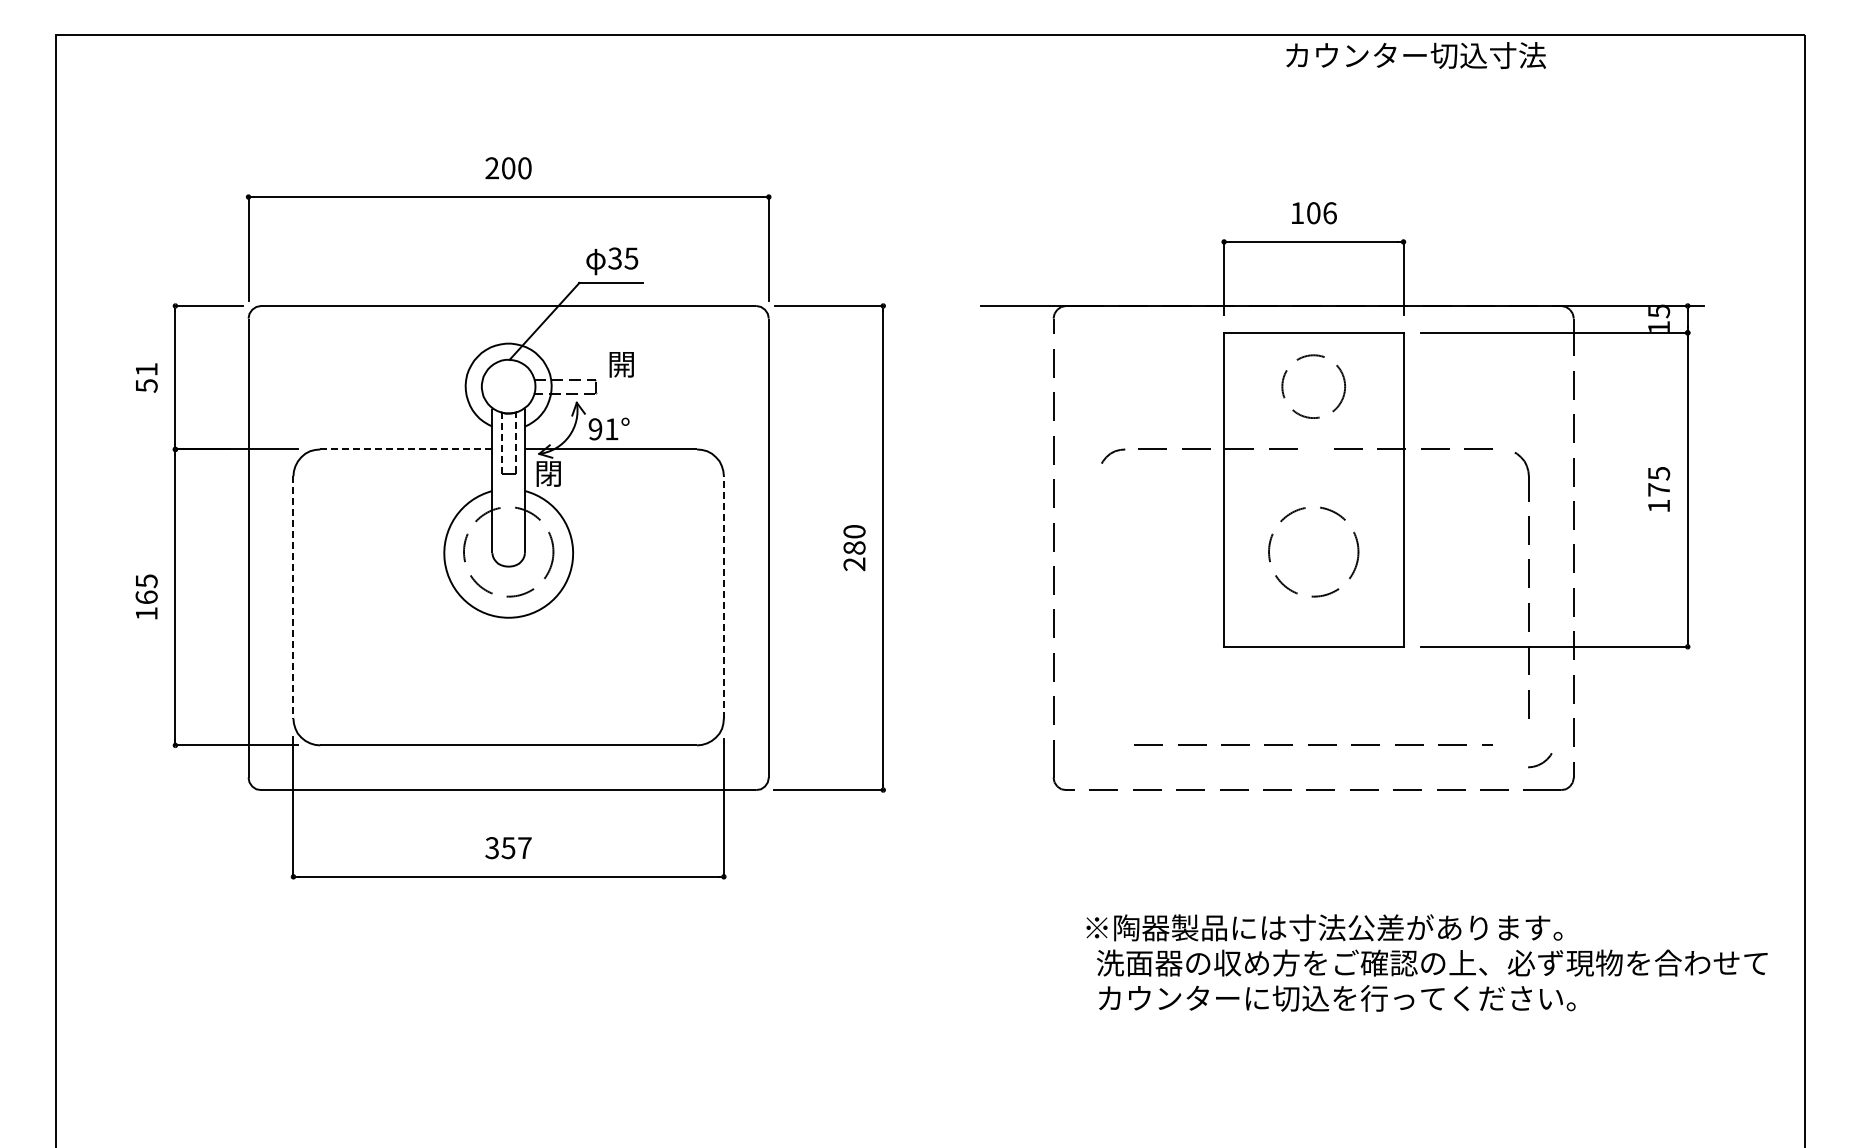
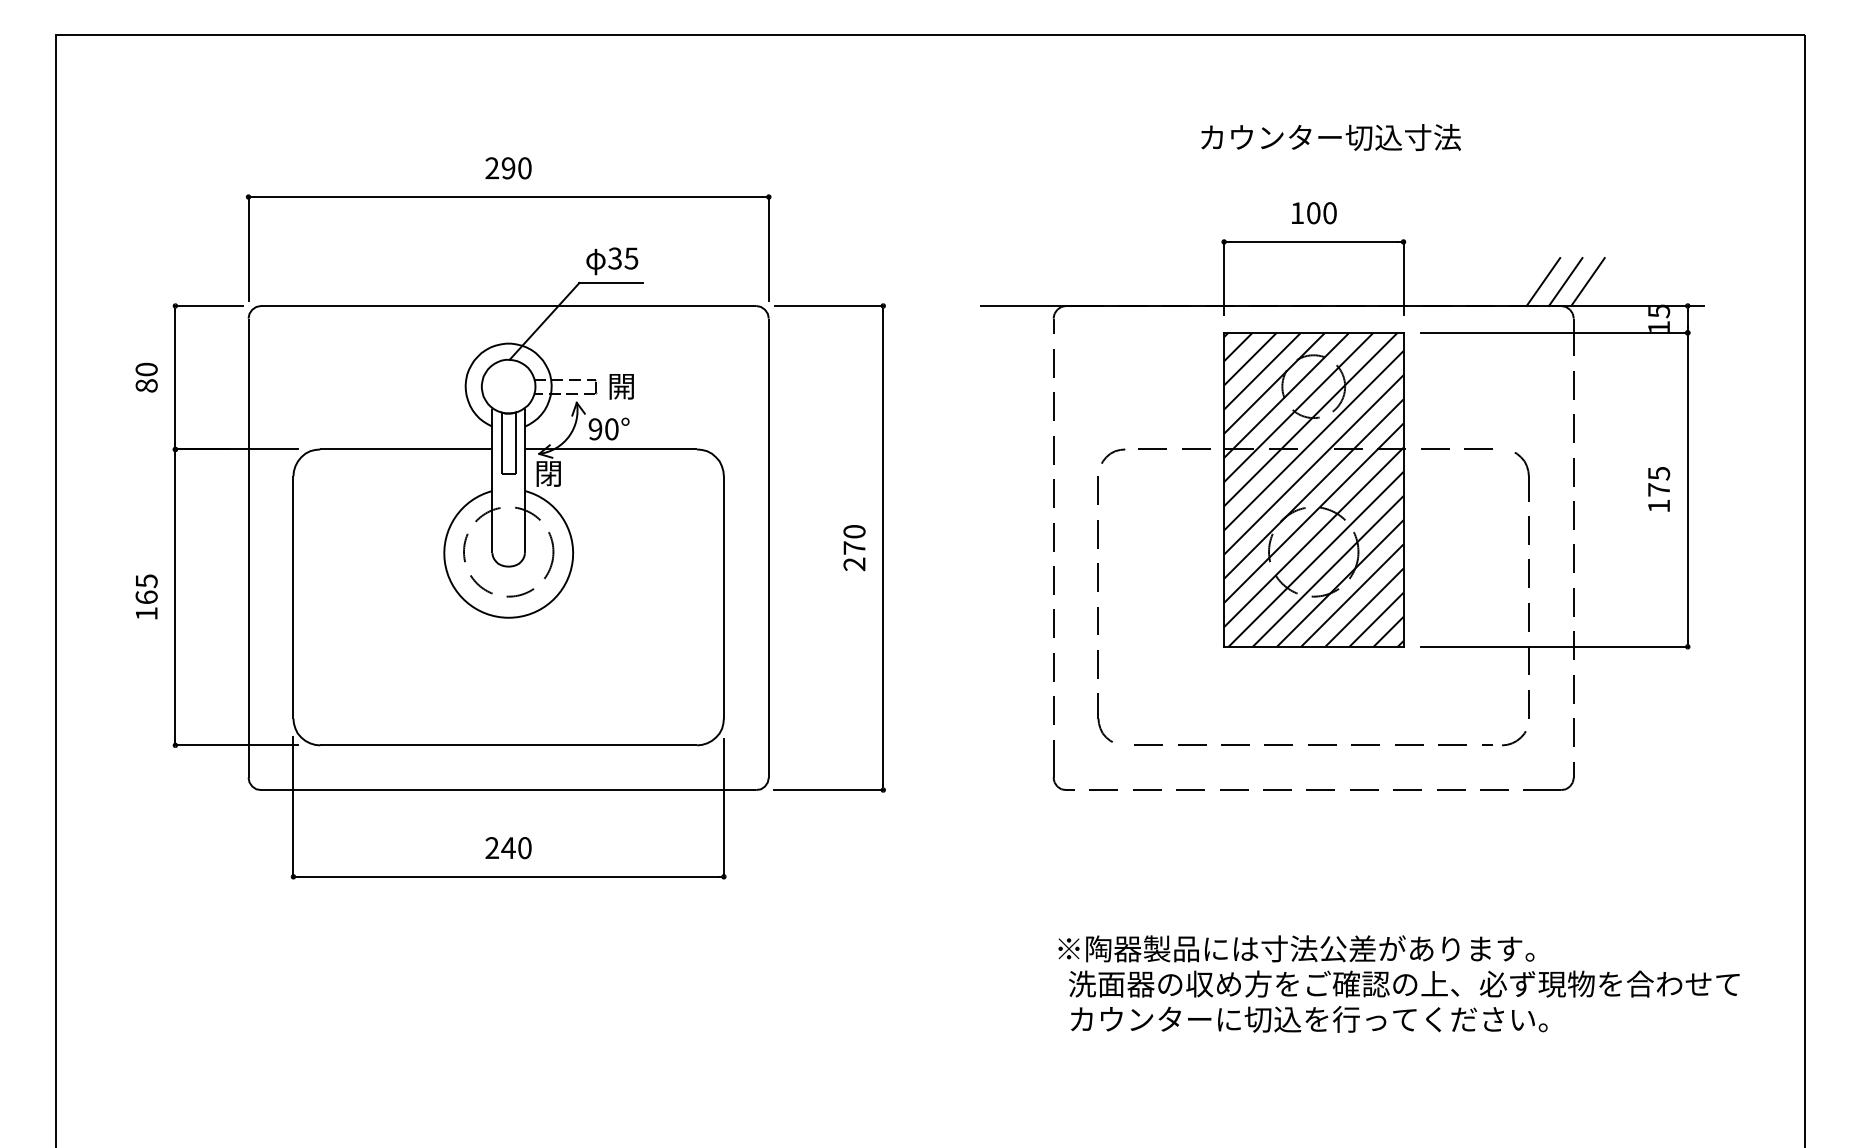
text position: (1415, 55) -> (1330, 137) (1330, 137)
text: 200 -> 290 (508, 168)
text: 106 -> 100 (1329, 213)
line: none -> present (1543, 281)
line: none -> present (1565, 281)
line: none -> present (1587, 281)
text position: (621, 364) -> (621, 386) (621, 386)
text: 51 -> 80 (146, 377)
text: 91° -> 90° (611, 429)
line: dashed -> solid (515, 442)
line: dashed -> solid (501, 443)
line: dashed -> solid (405, 449)
hatch: none -> present (1313, 489)
text: 280 -> 270 (854, 547)
line: dashed -> solid (293, 596)
line: dashed -> solid (723, 596)
part: none -> present (1104, 609)
curve position: (1541, 762) -> (1515, 740) (1515, 740)
text: 357 -> 240 (508, 848)
text position: (1426, 962) -> (1398, 983) (1398, 983)
